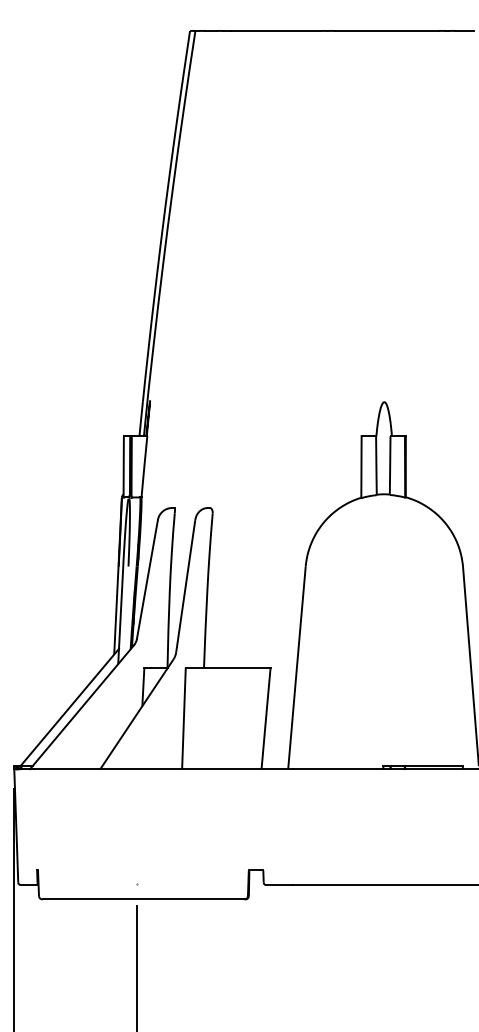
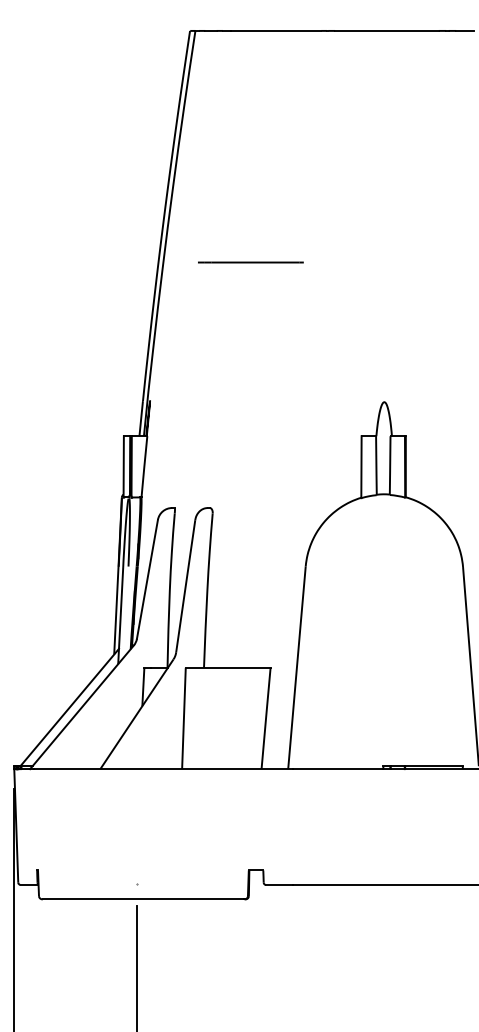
line: none -> present (250, 262)
